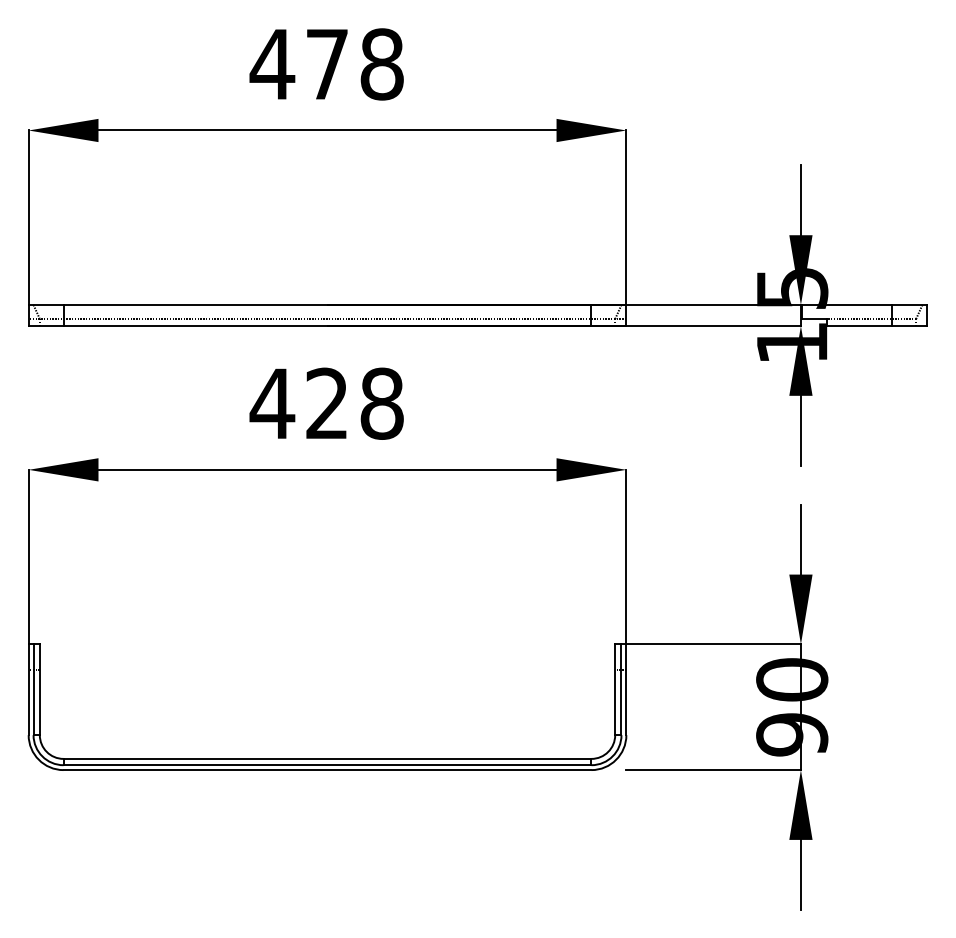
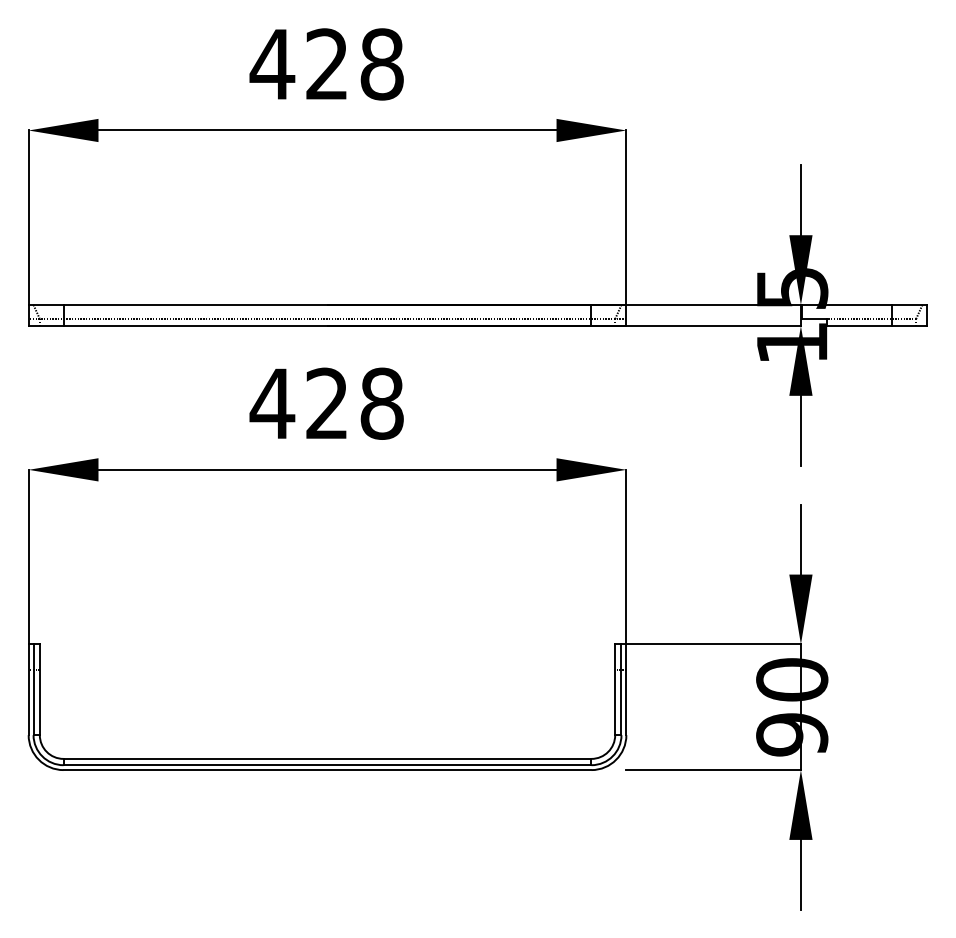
text: 478 -> 428 (326, 63)
